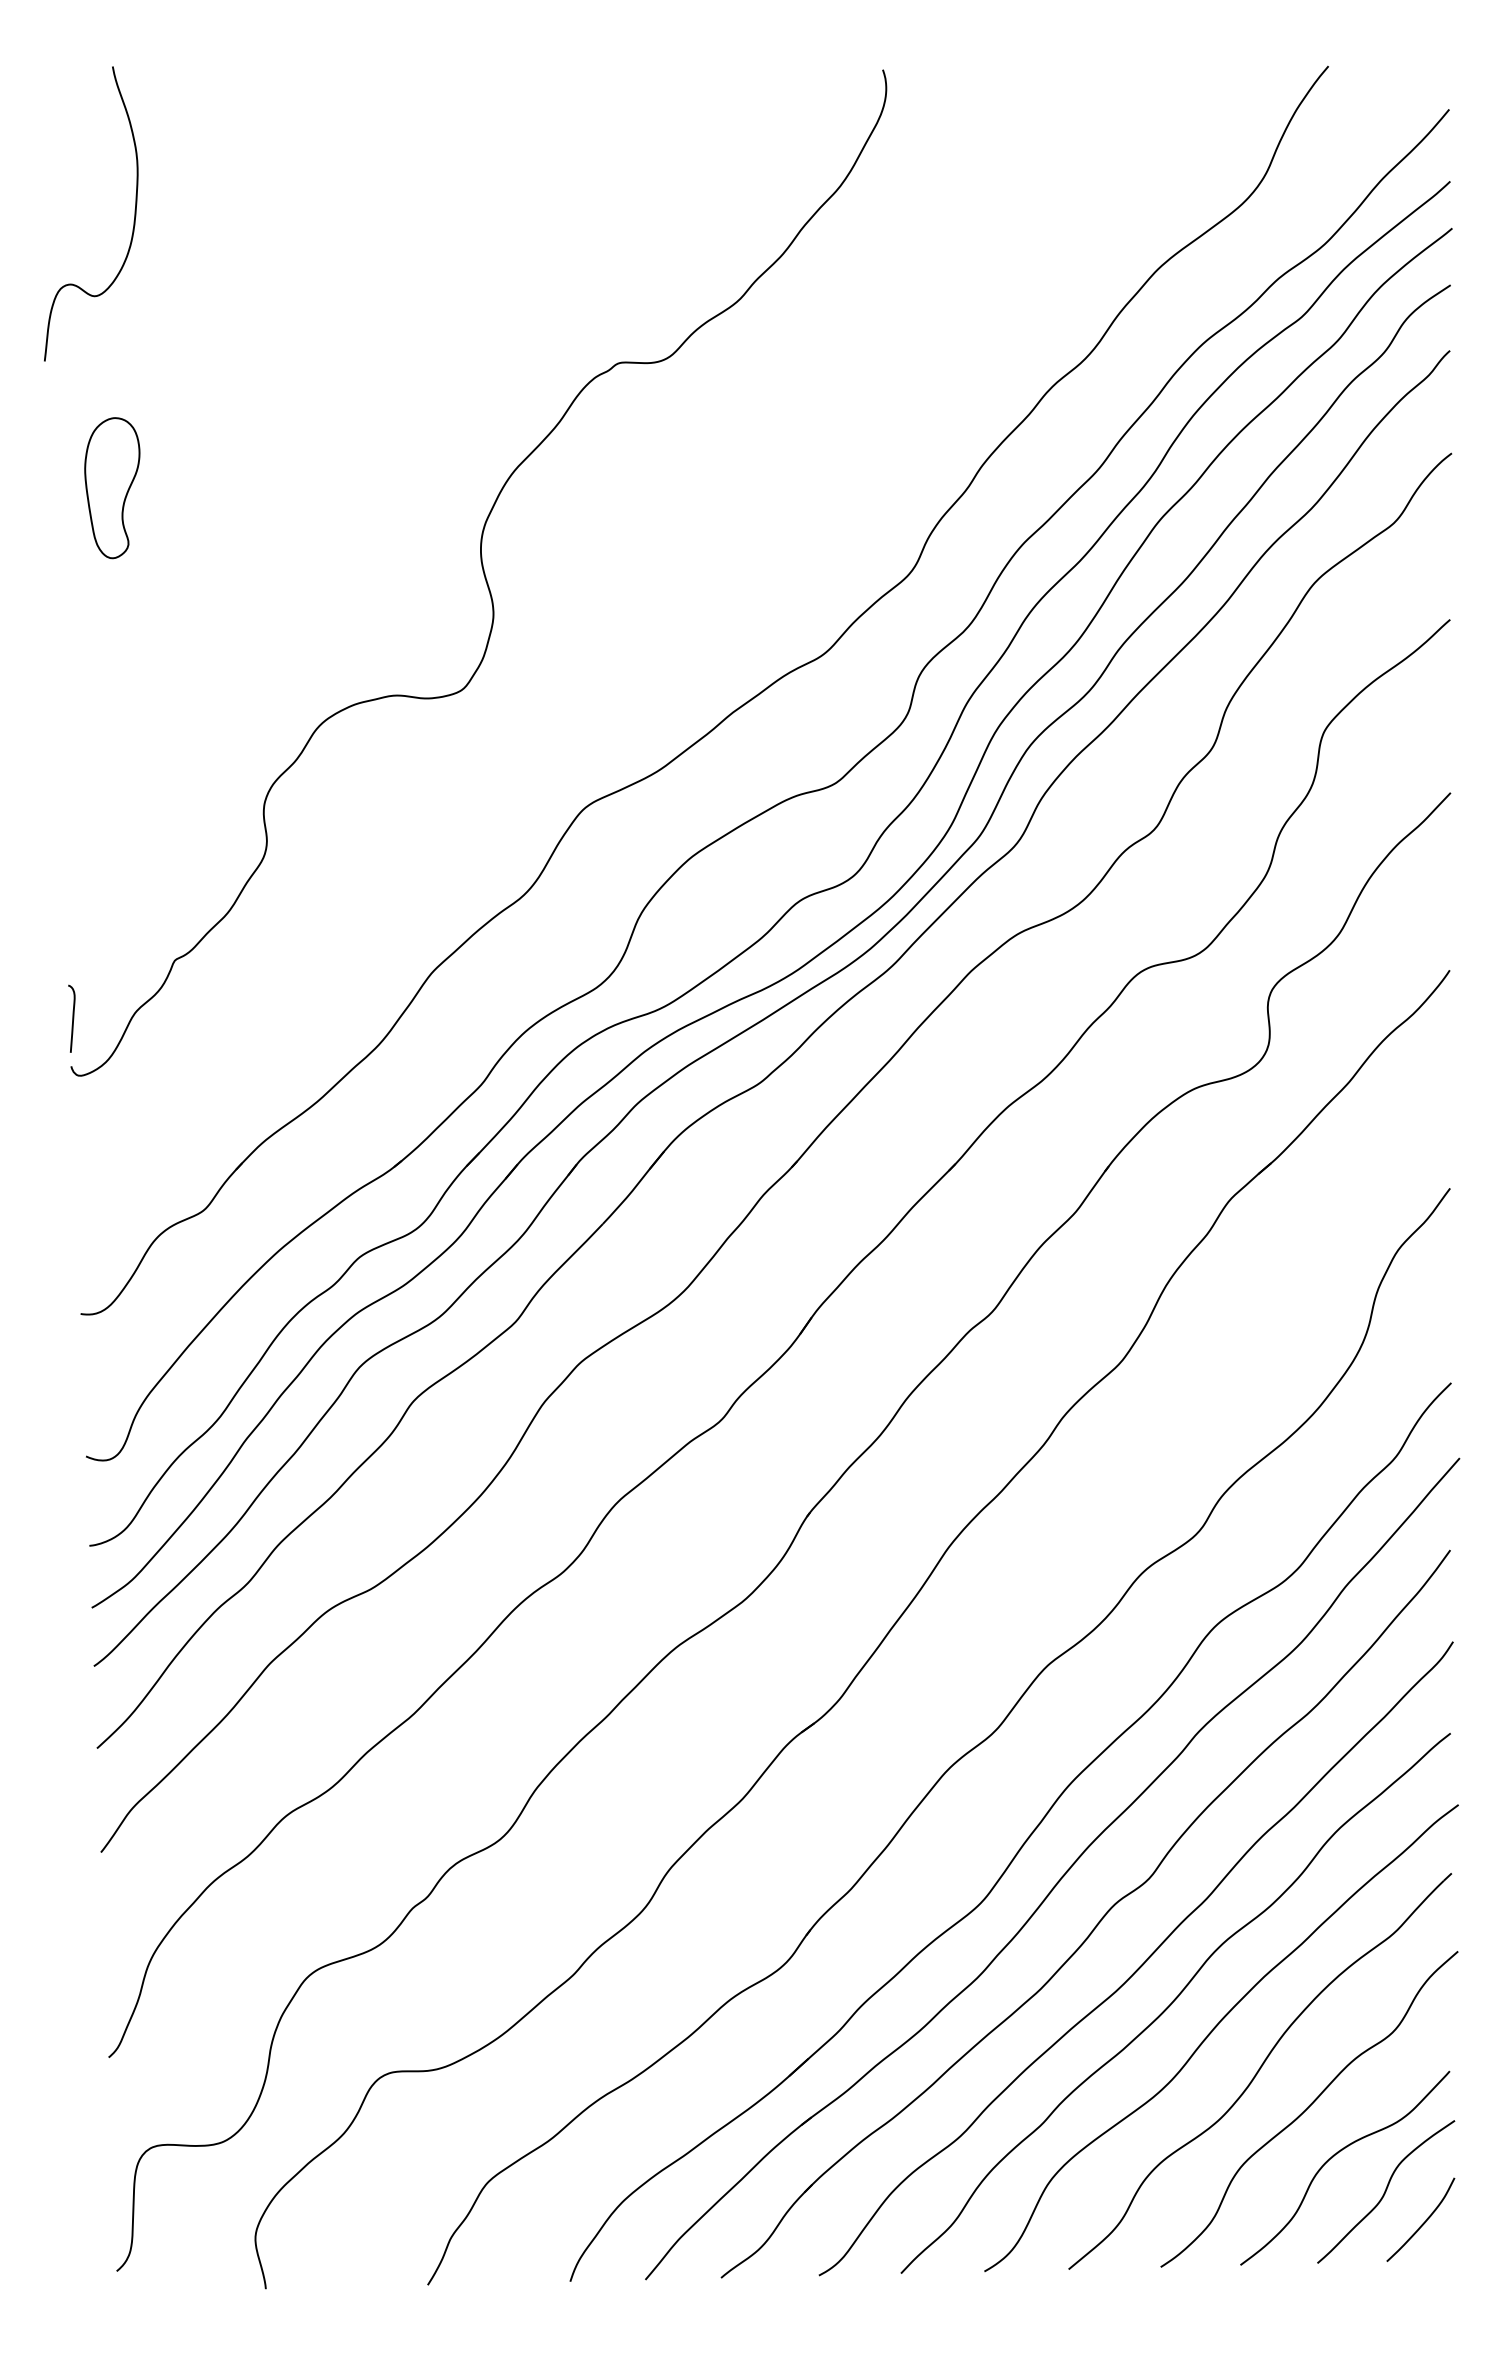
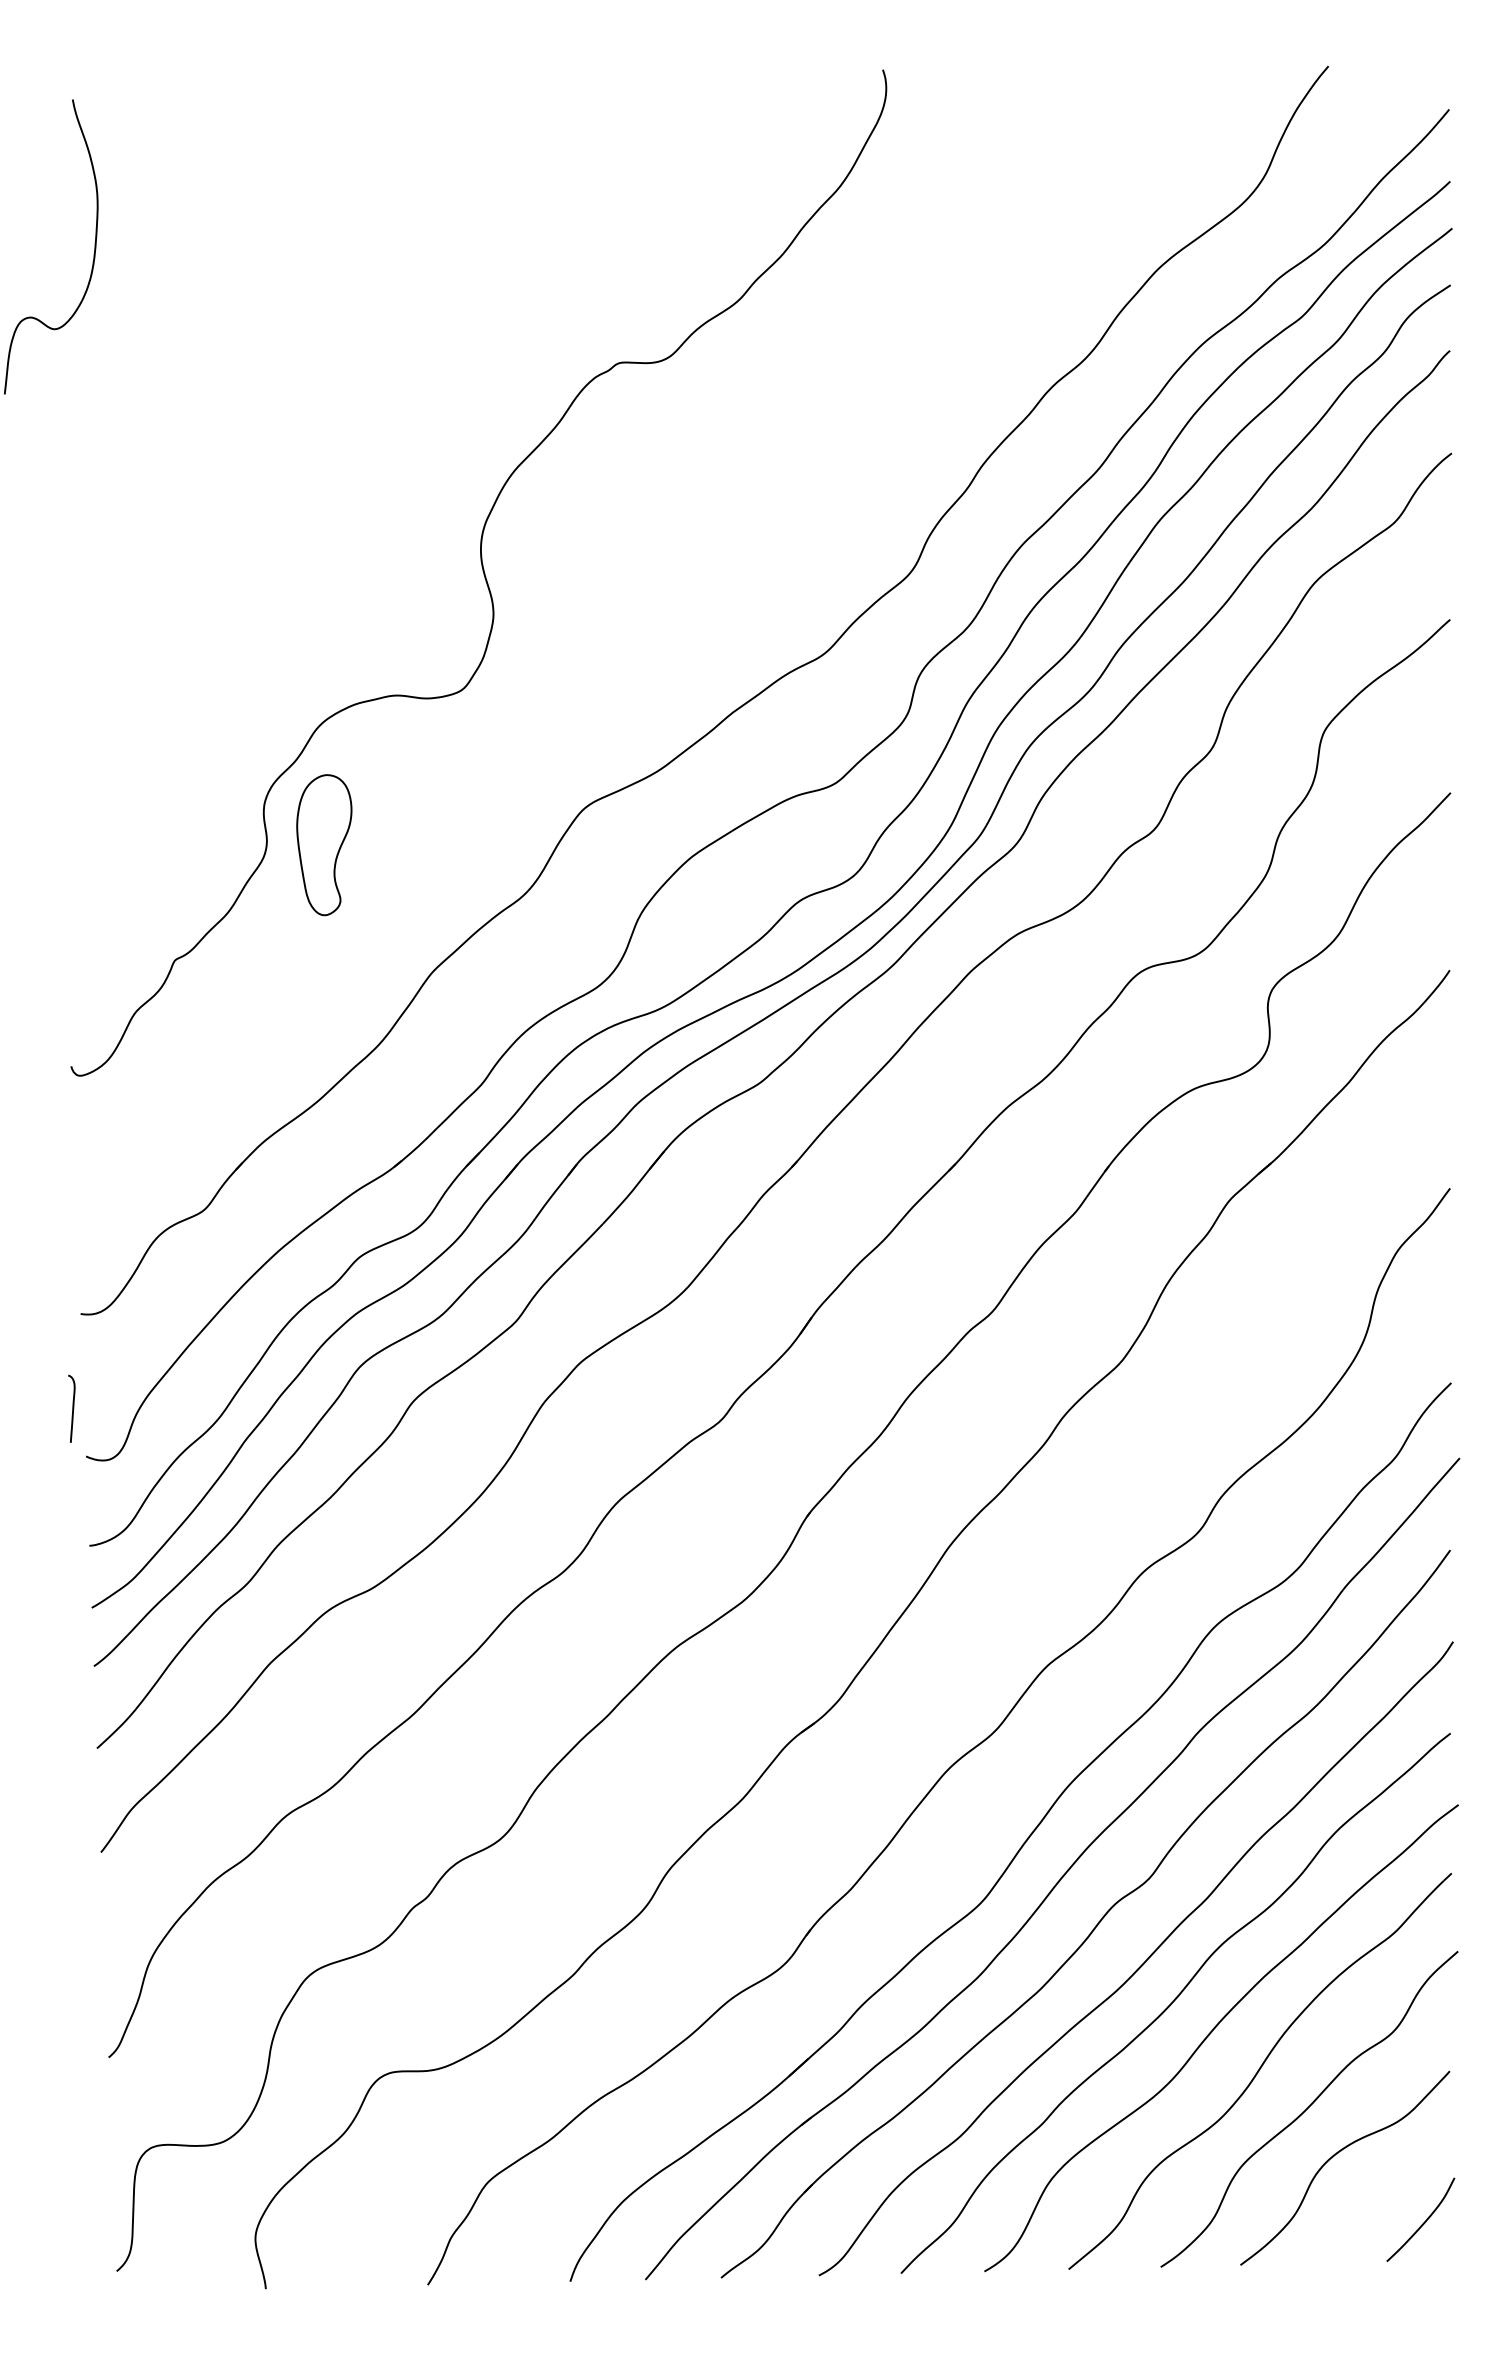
curve position: (133, 220) -> (93, 253) (93, 253)
part position: (112, 488) -> (324, 845) (324, 845)
curve position: (72, 1018) -> (72, 1408) (72, 1408)
curve: present -> none (1386, 2191)
